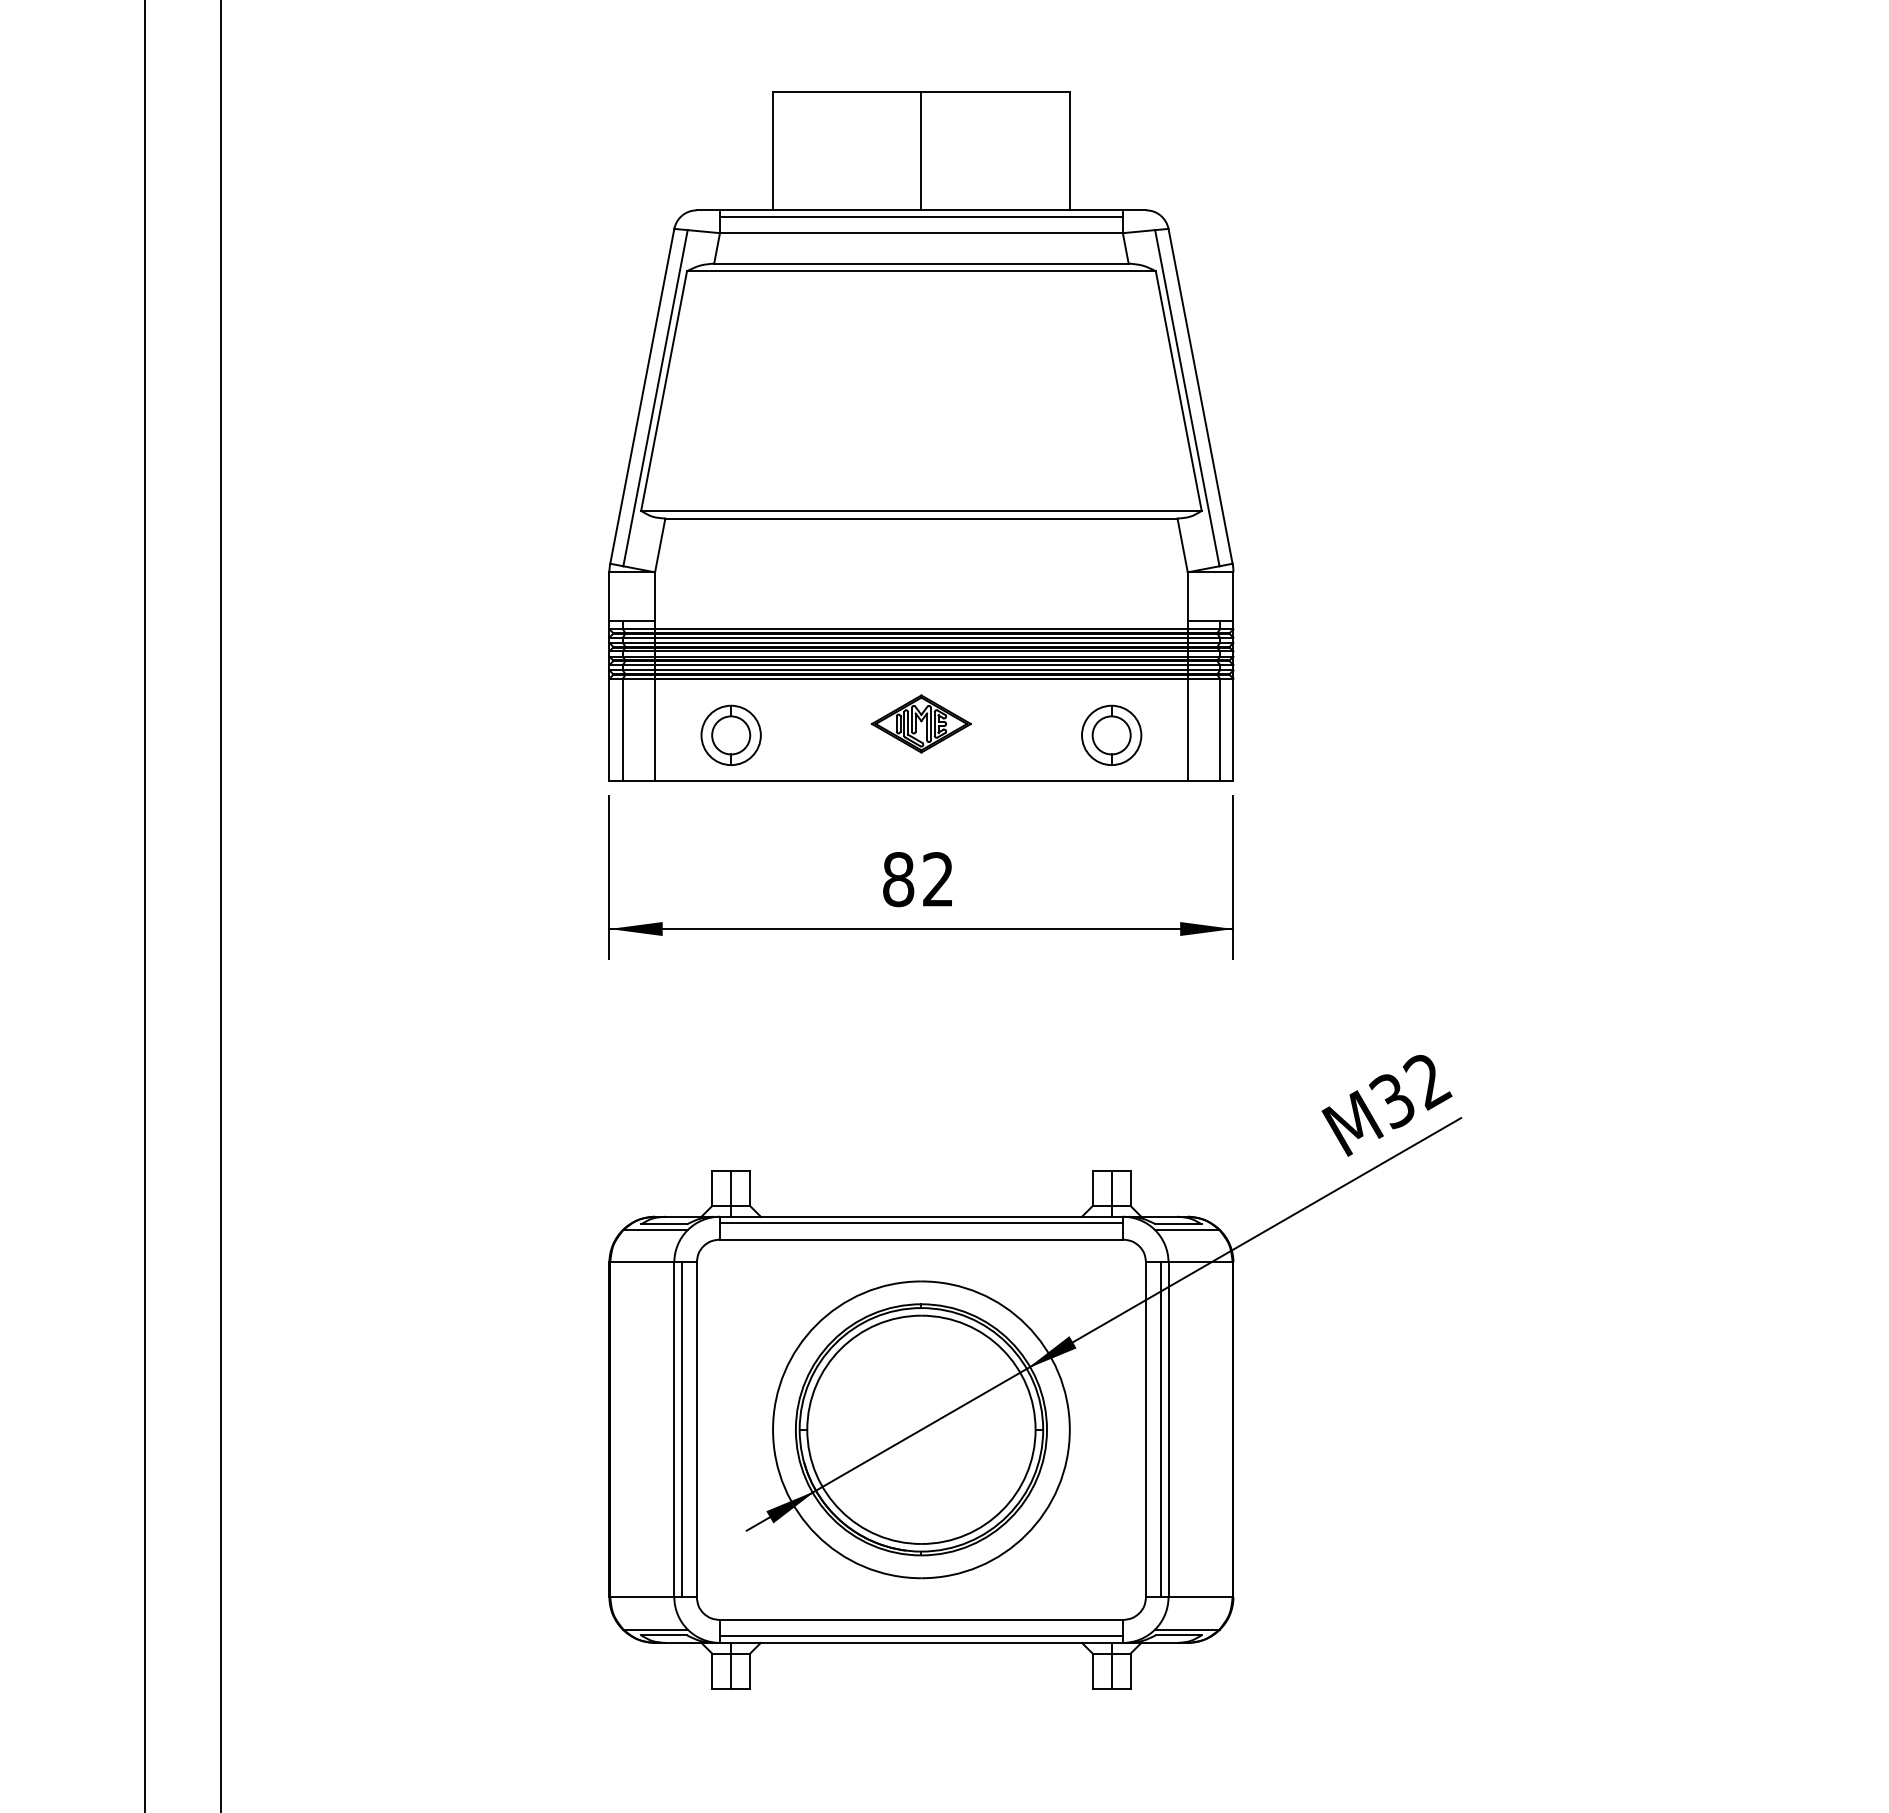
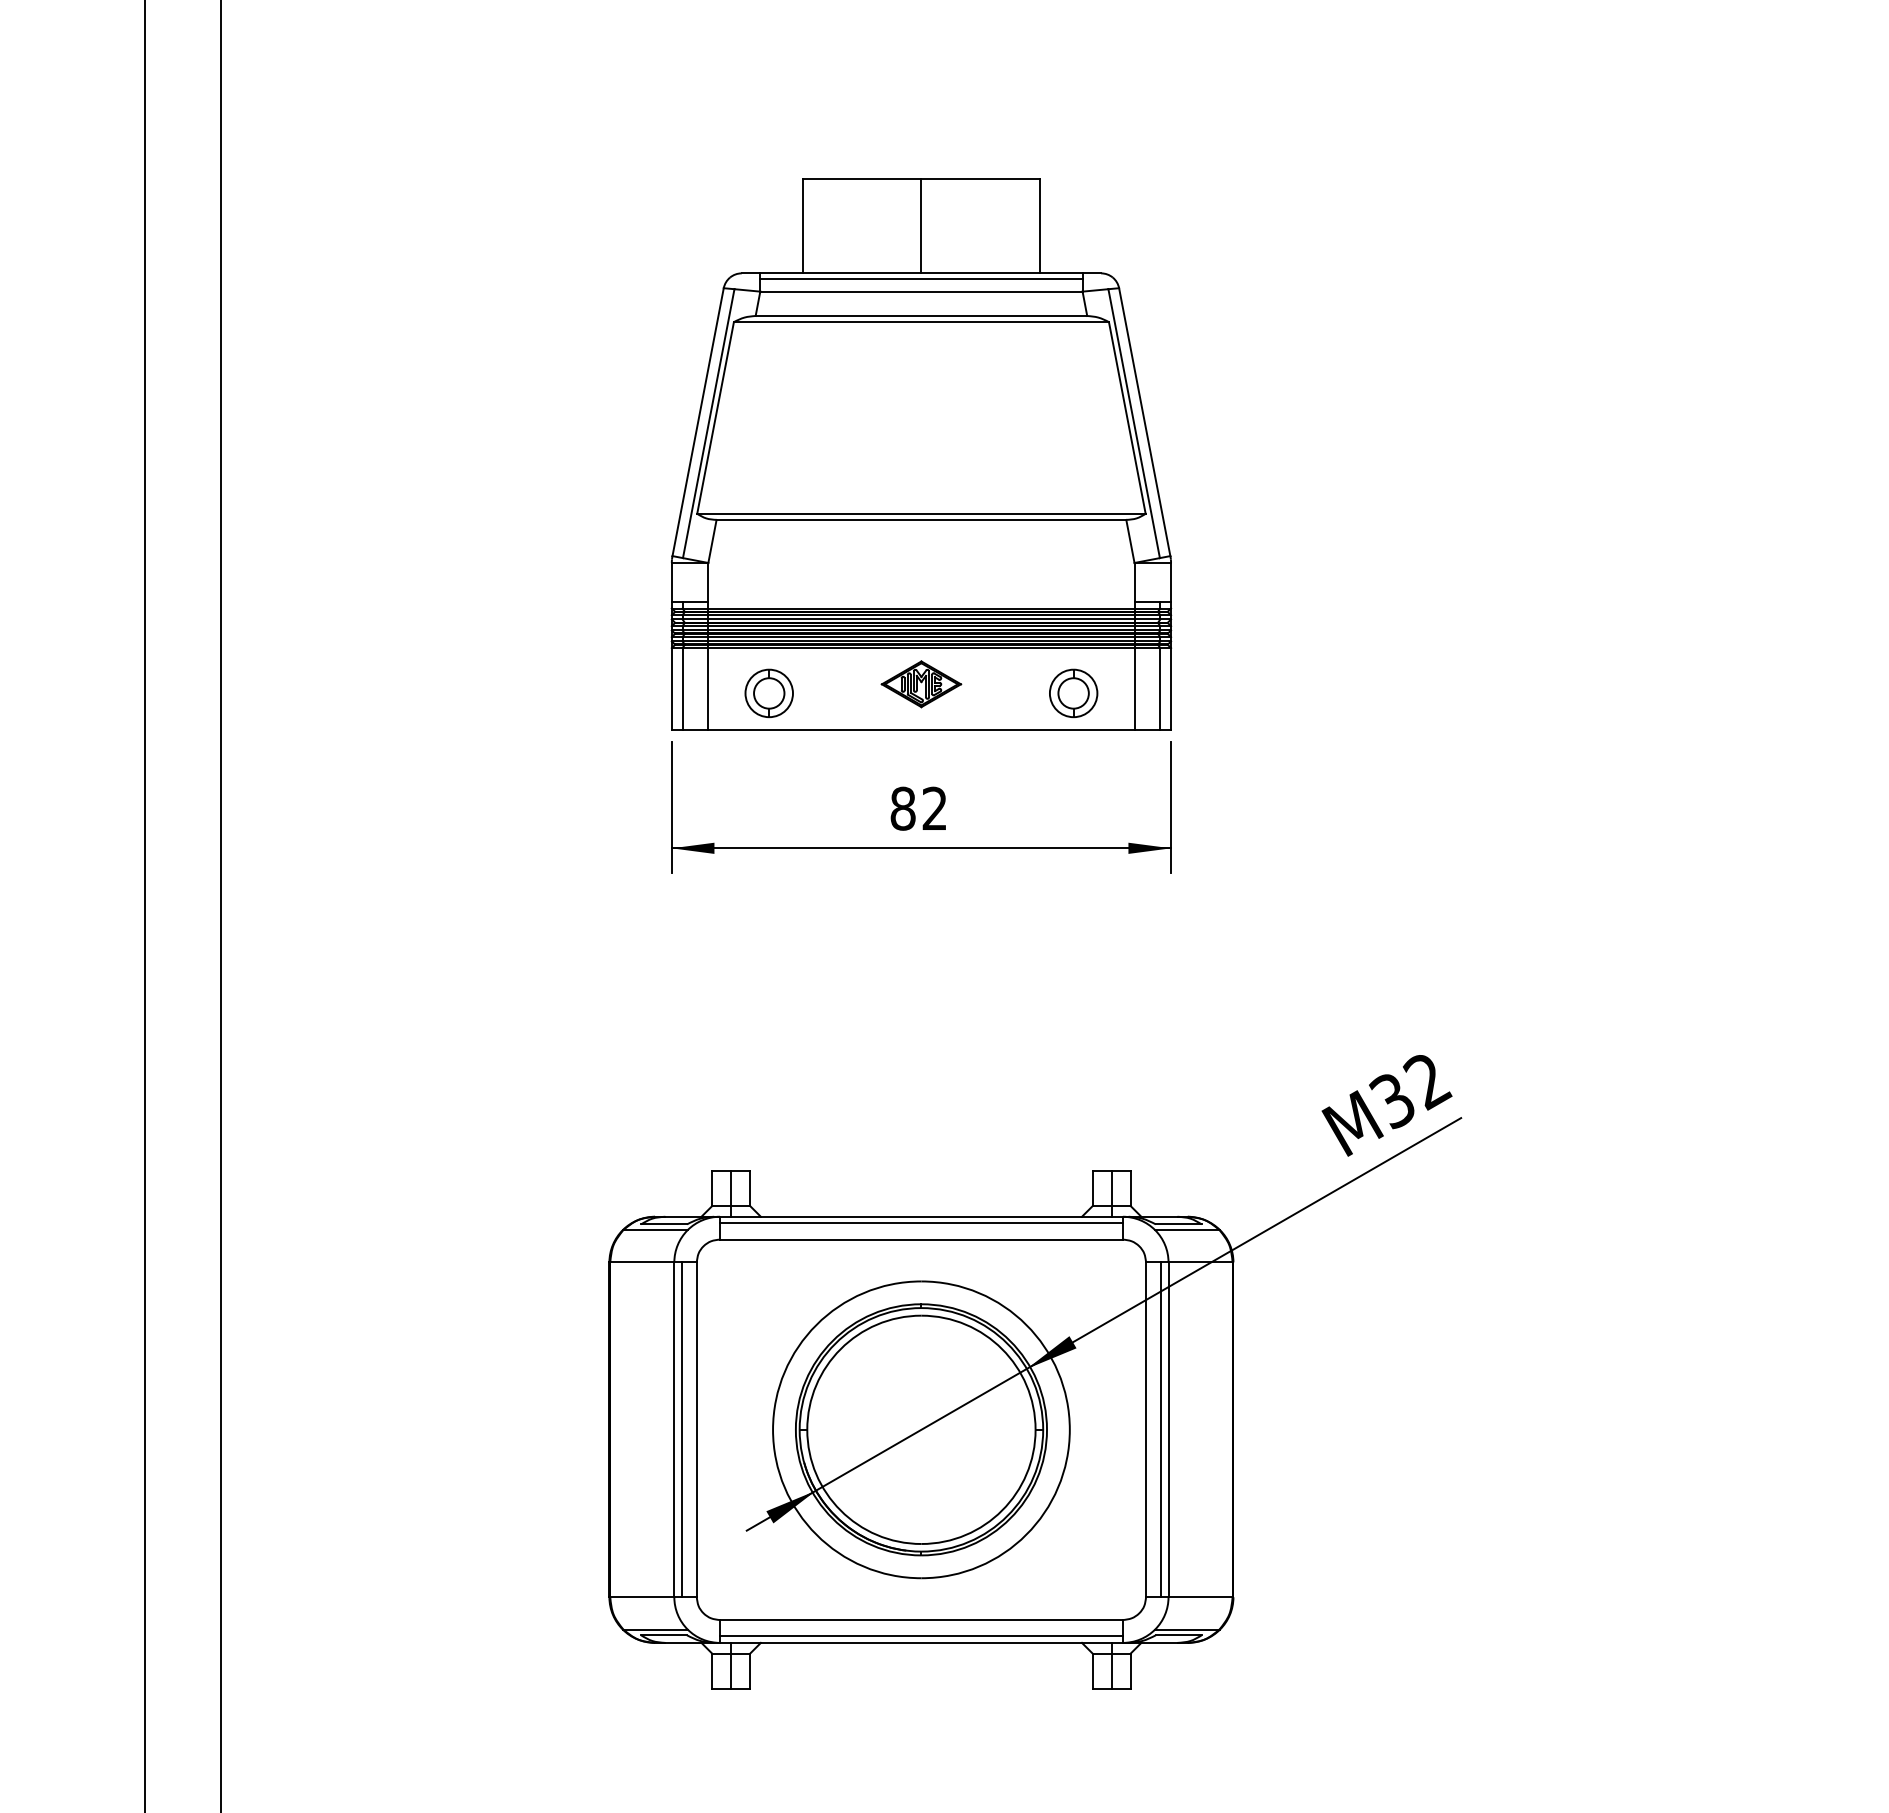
part size: 627x869 px -> 503x696 px (921, 525)
